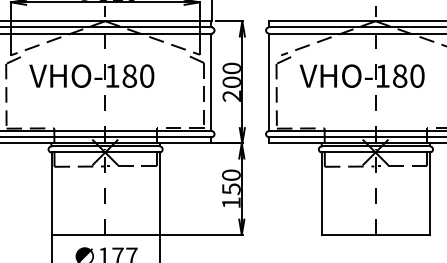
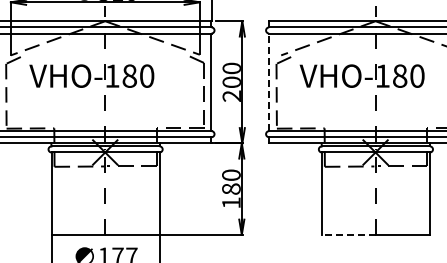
line: solid -> dashed (269, 82)
text: 150 -> 180 (231, 189)
line: solid -> dashed (348, 234)
